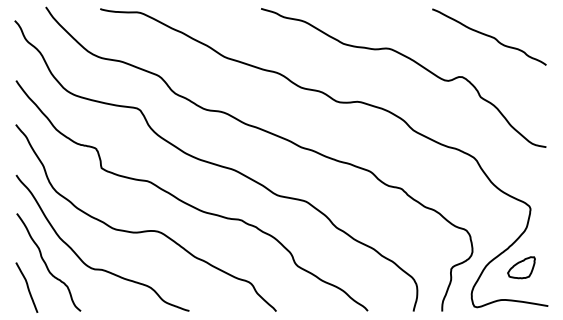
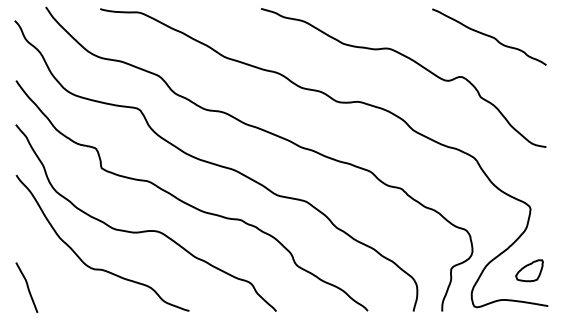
curve: present -> none (46, 263)
part position: (521, 267) -> (529, 270) (529, 270)
